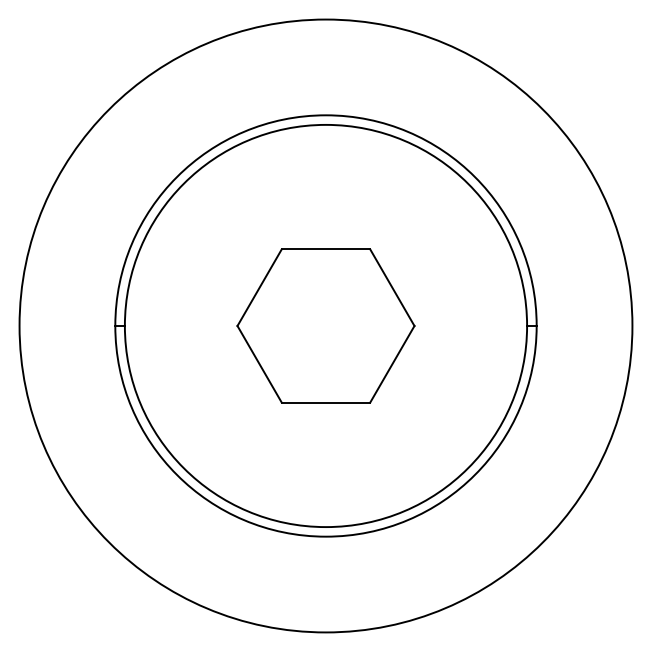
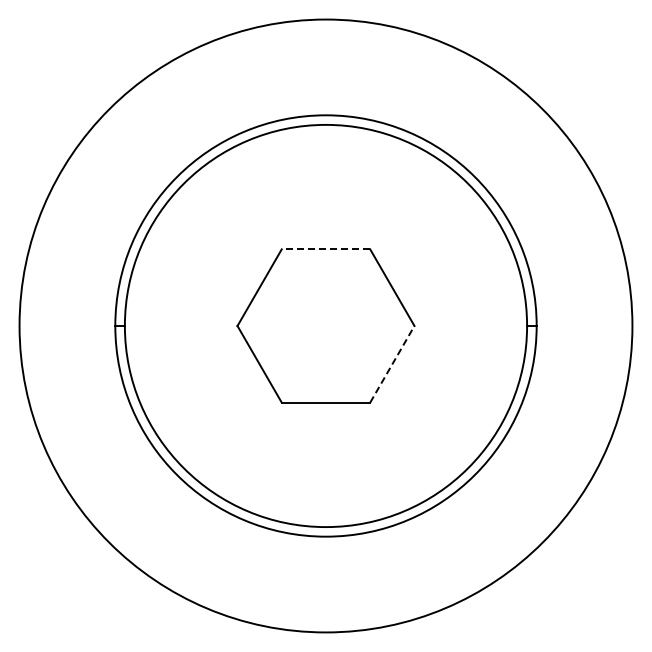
line: solid -> dashed (325, 249)
line: solid -> dashed (392, 363)
